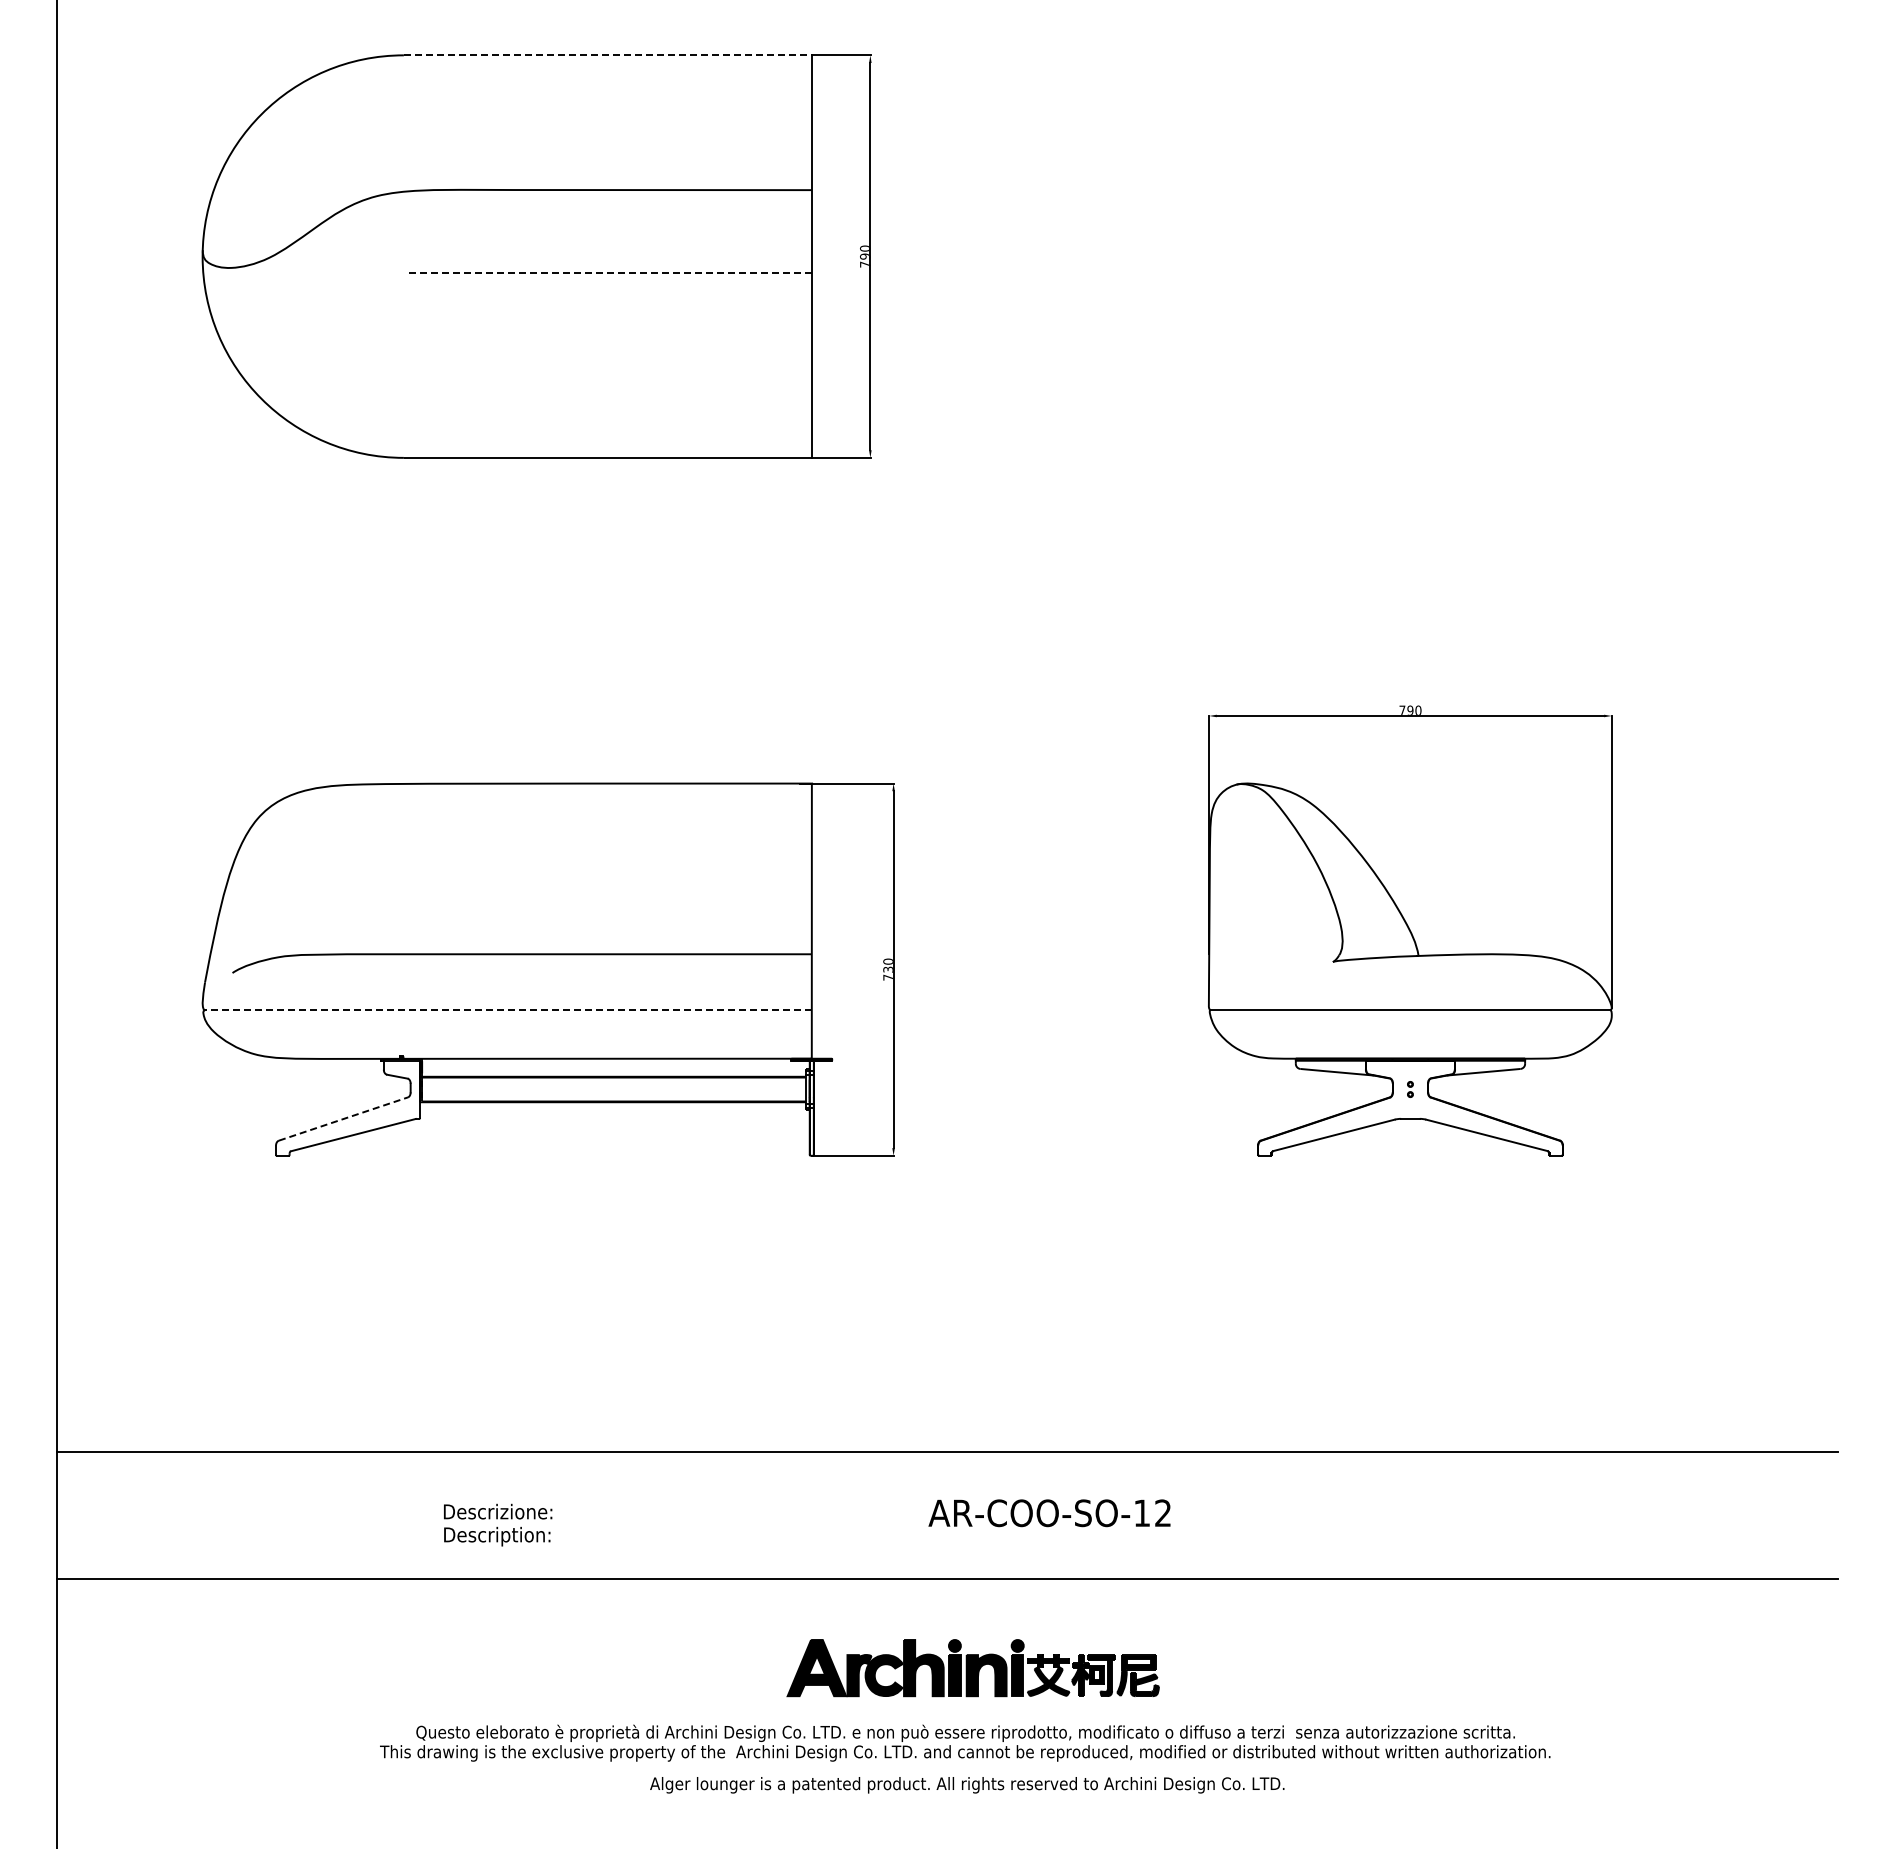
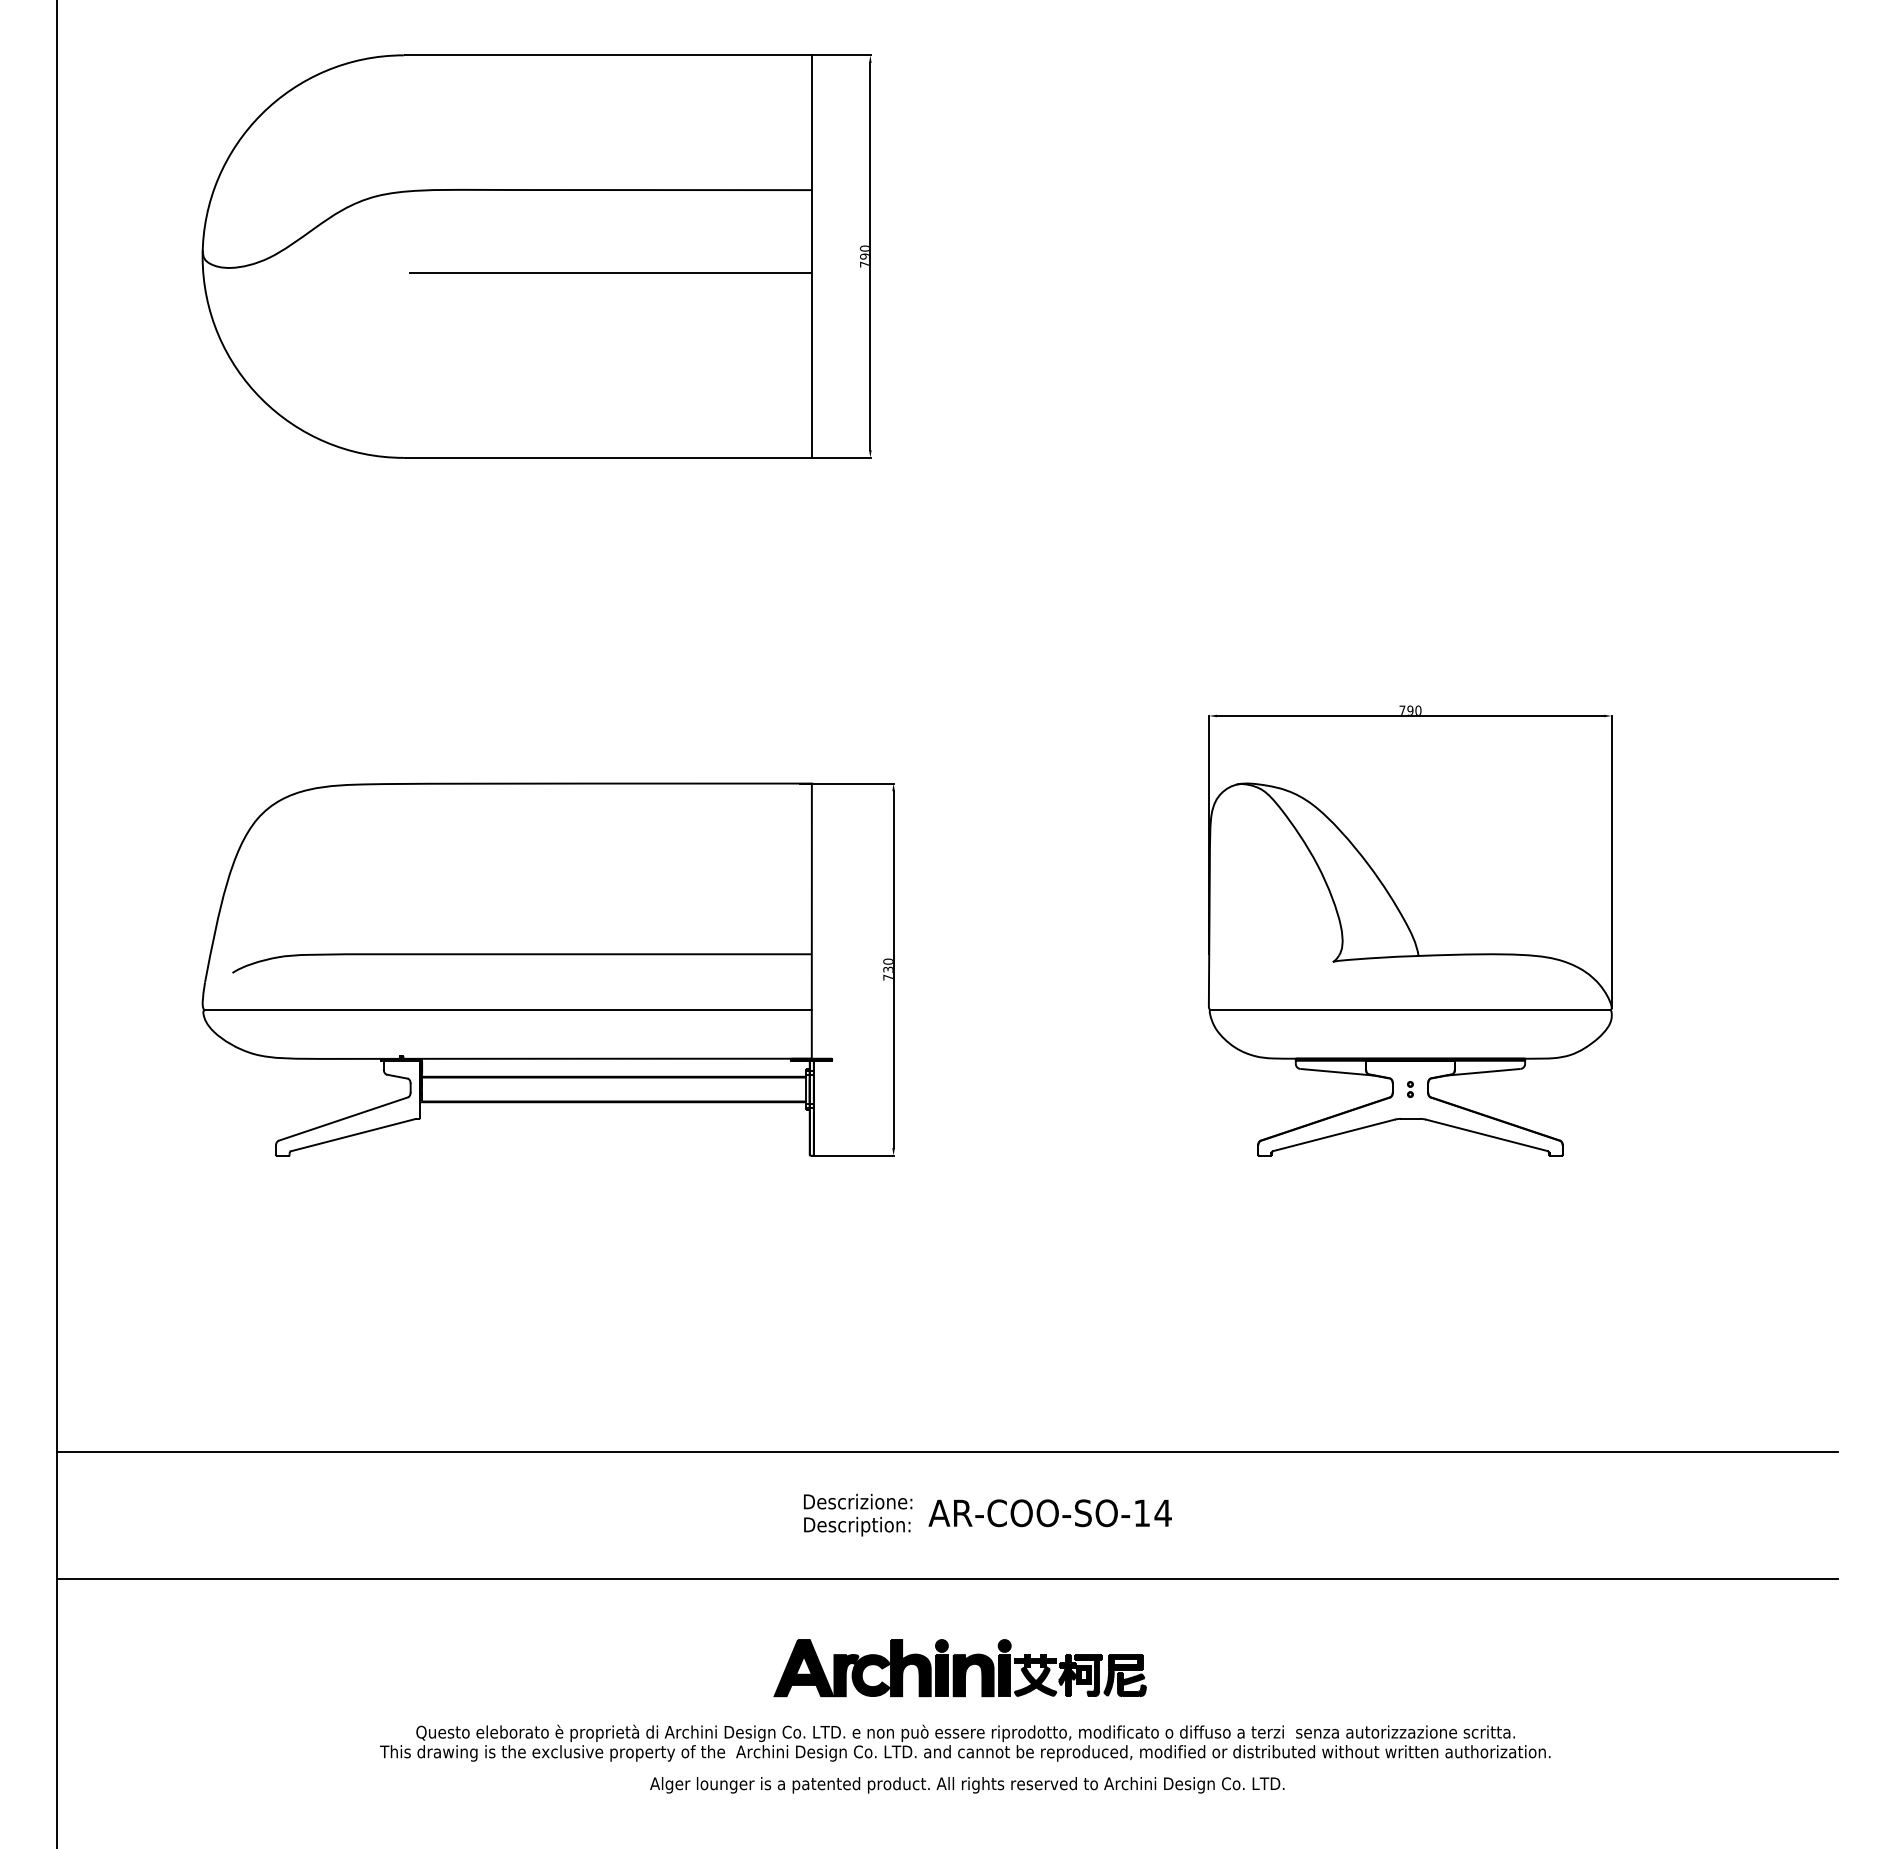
line: dashed -> solid (607, 55)
line: dashed -> solid (610, 273)
line: dashed -> solid (507, 1010)
line: dashed -> solid (343, 1118)
text: AR-COO-SO-12 -> AR-COO-SO-14 (1162, 1512)
text position: (498, 1524) -> (858, 1514) (858, 1514)
part position: (972, 1668) -> (959, 1668) (959, 1668)
